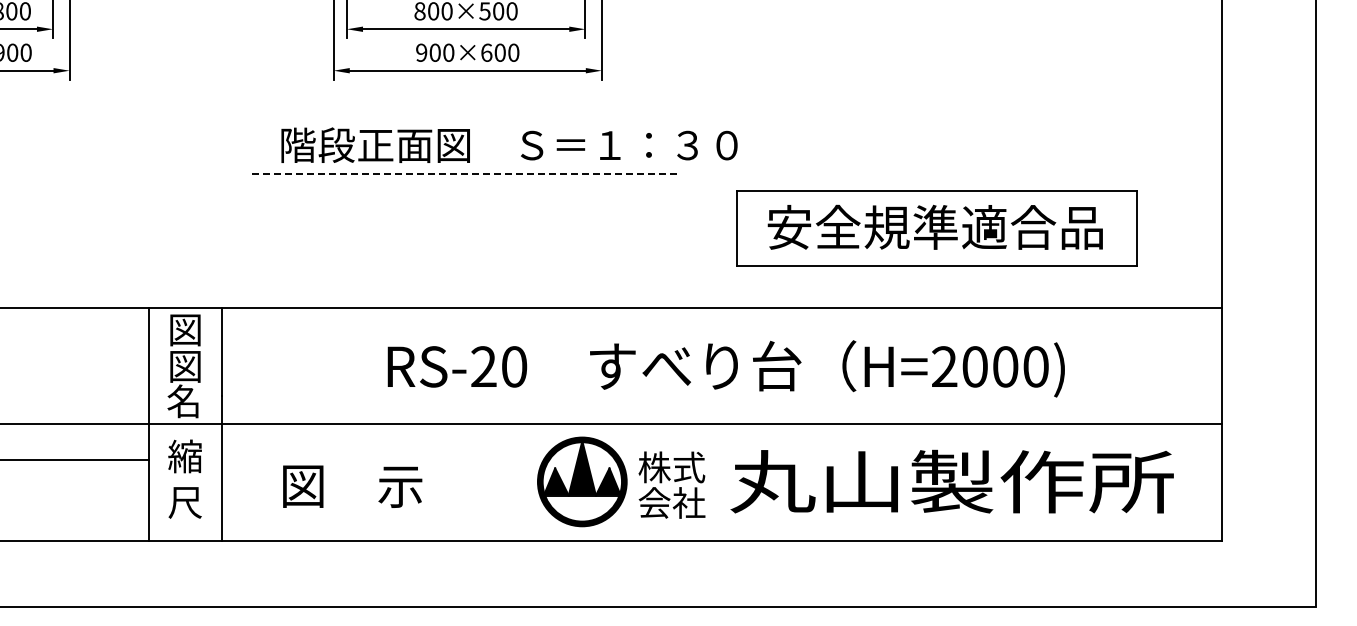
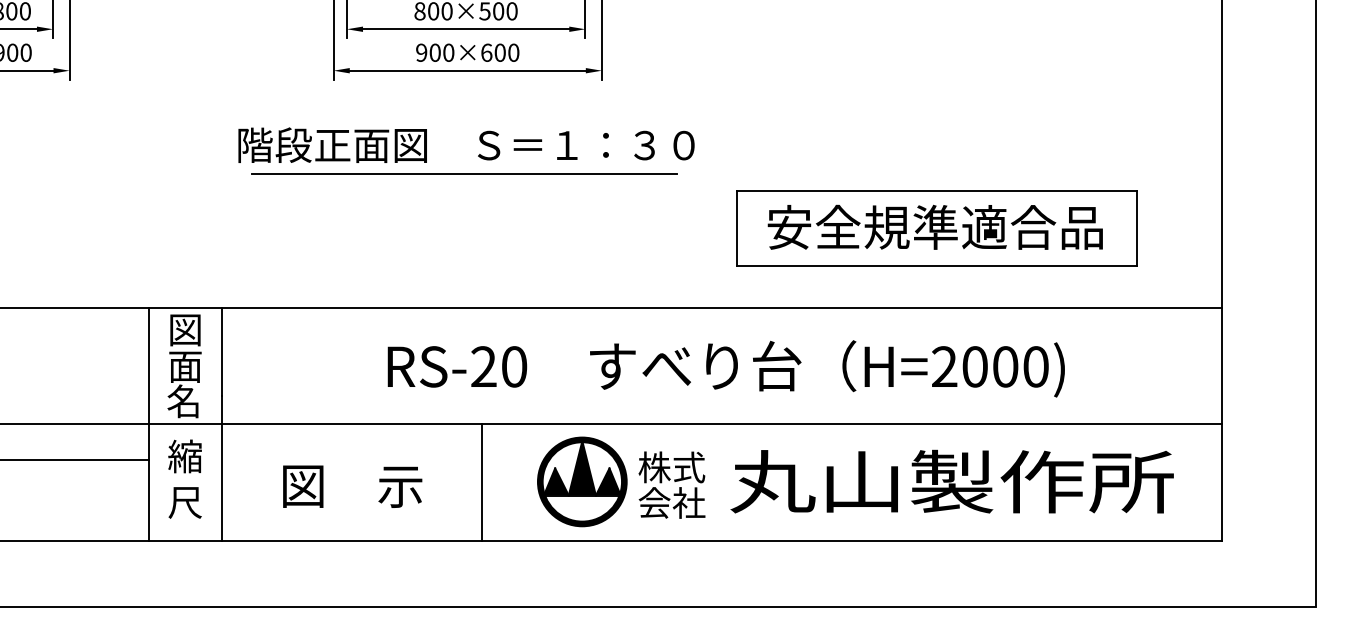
text position: (509, 144) -> (466, 144) (466, 144)
line: dashed -> solid (464, 173)
text: 図 -> 面 (185, 366)
line: none -> present (482, 482)
